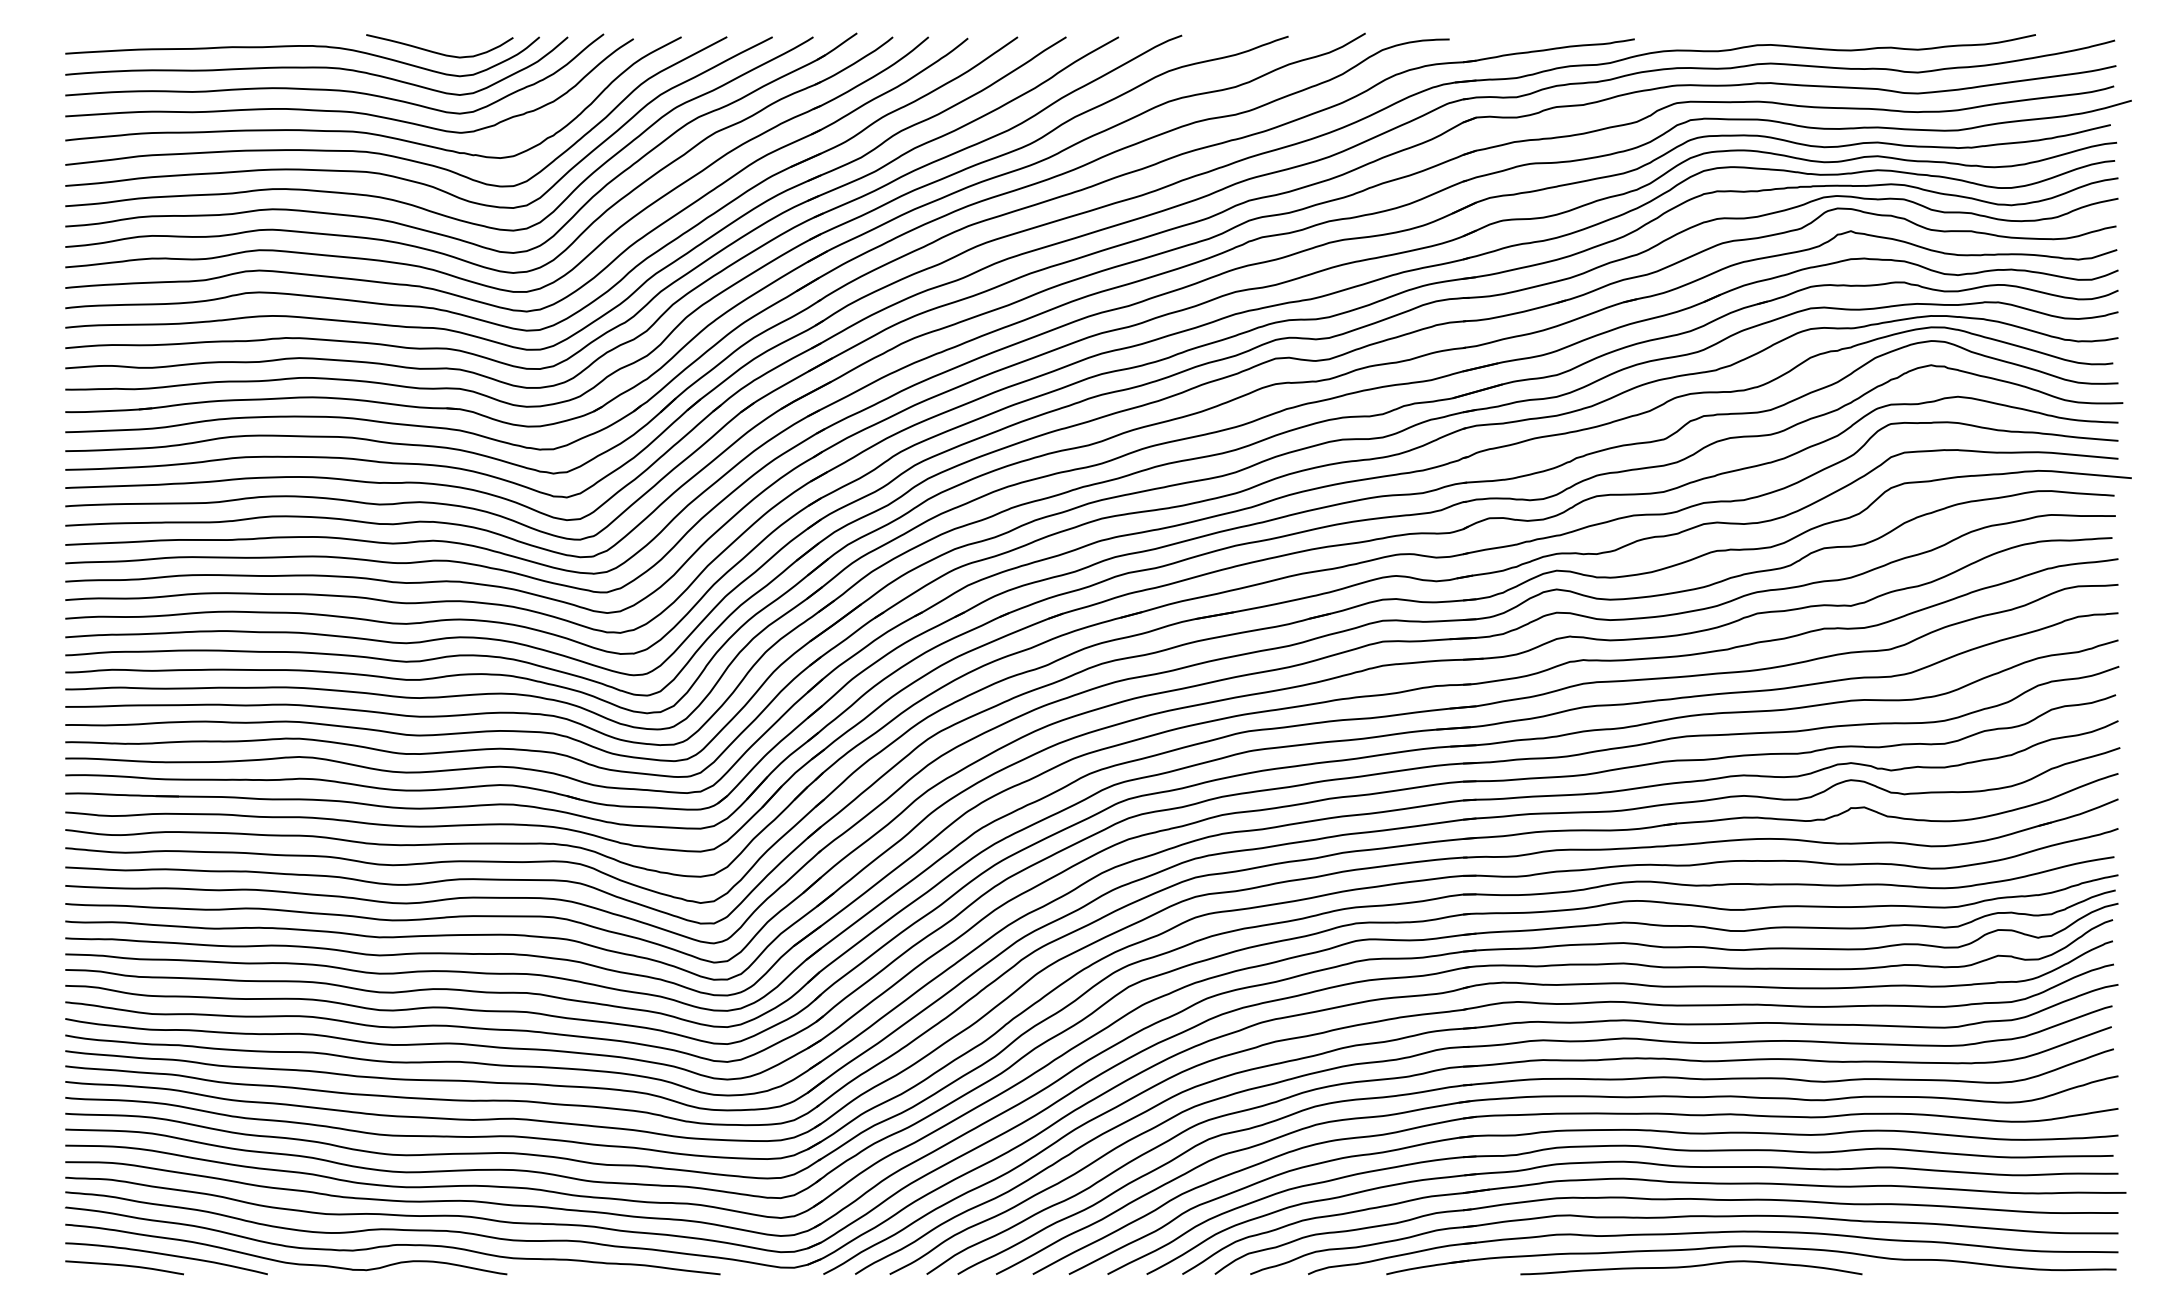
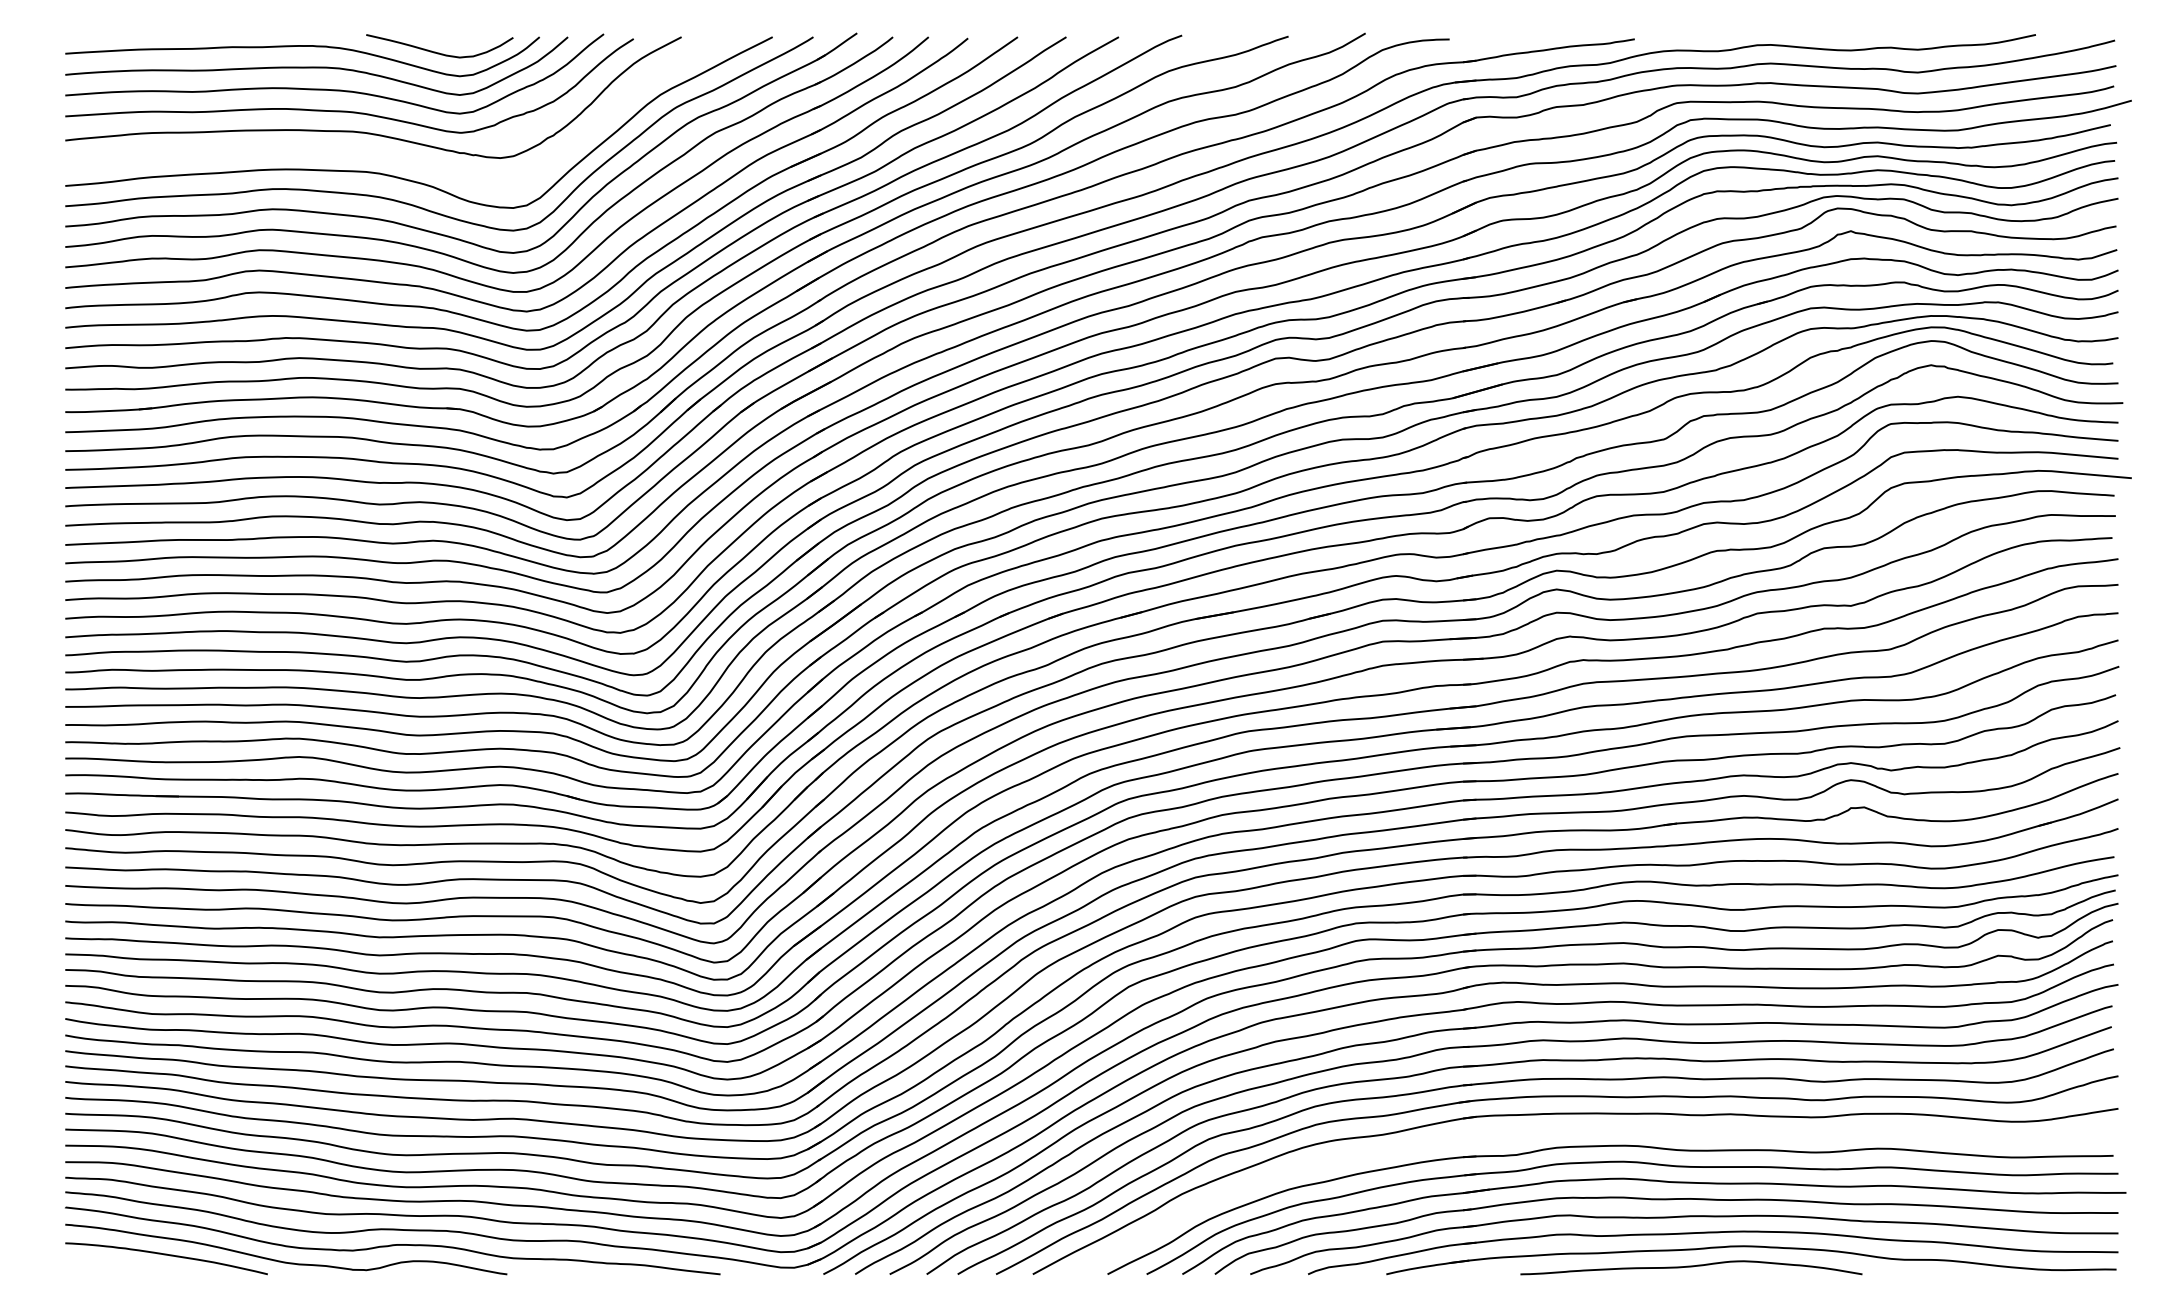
curve: present -> none (389, 154)
part: present -> none (1590, 1131)
curve: present -> none (124, 1266)
